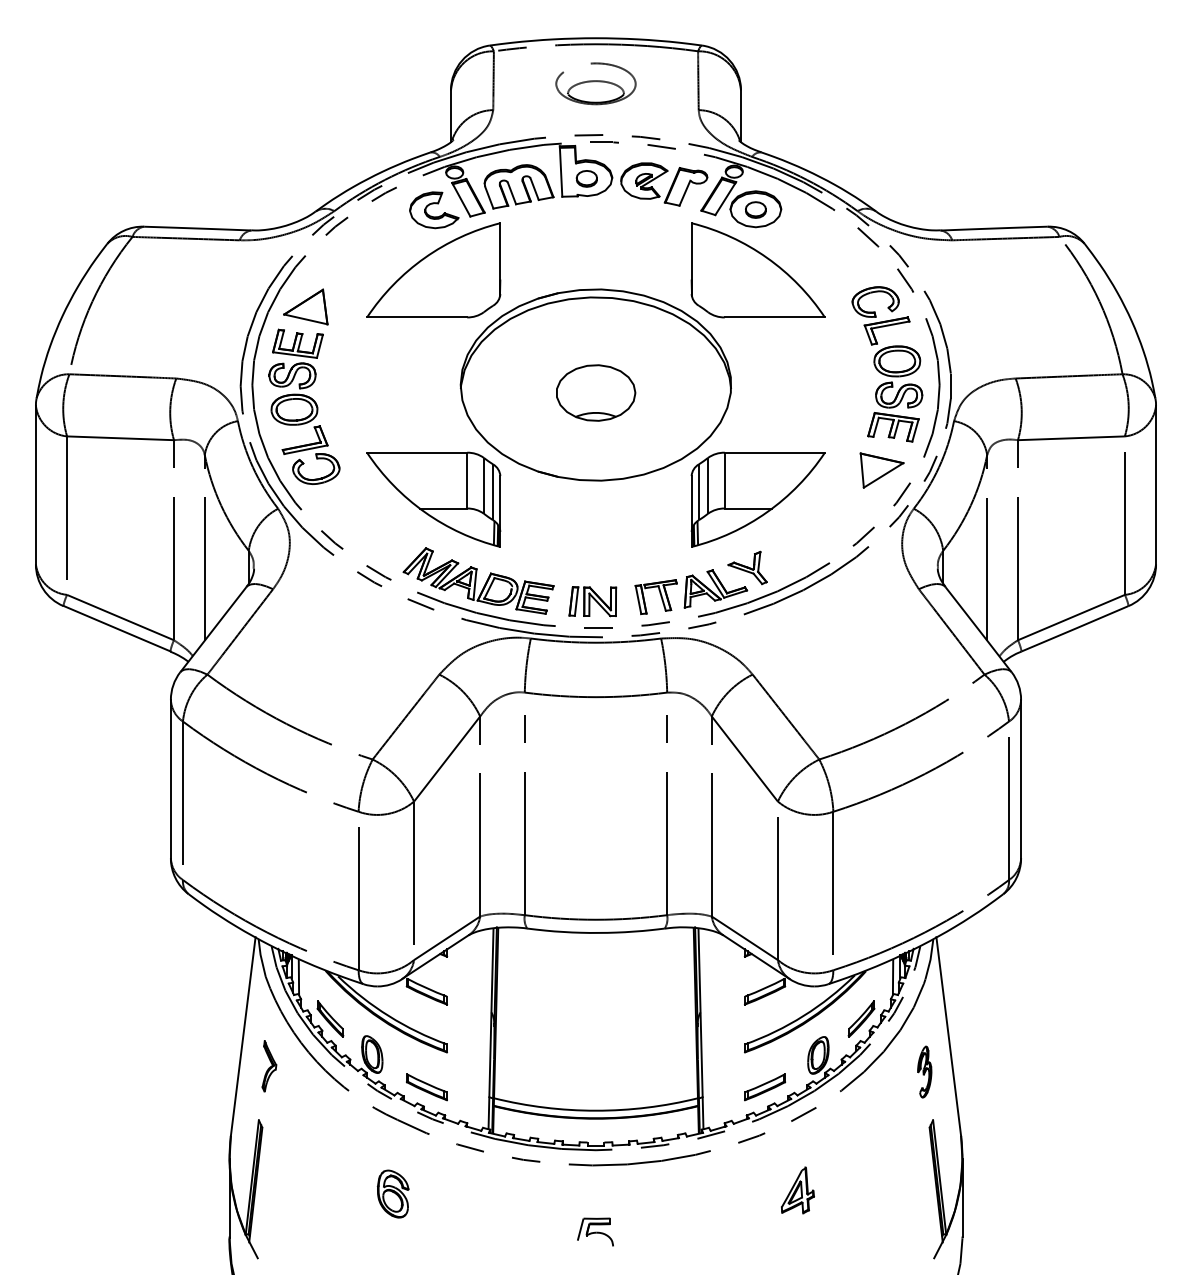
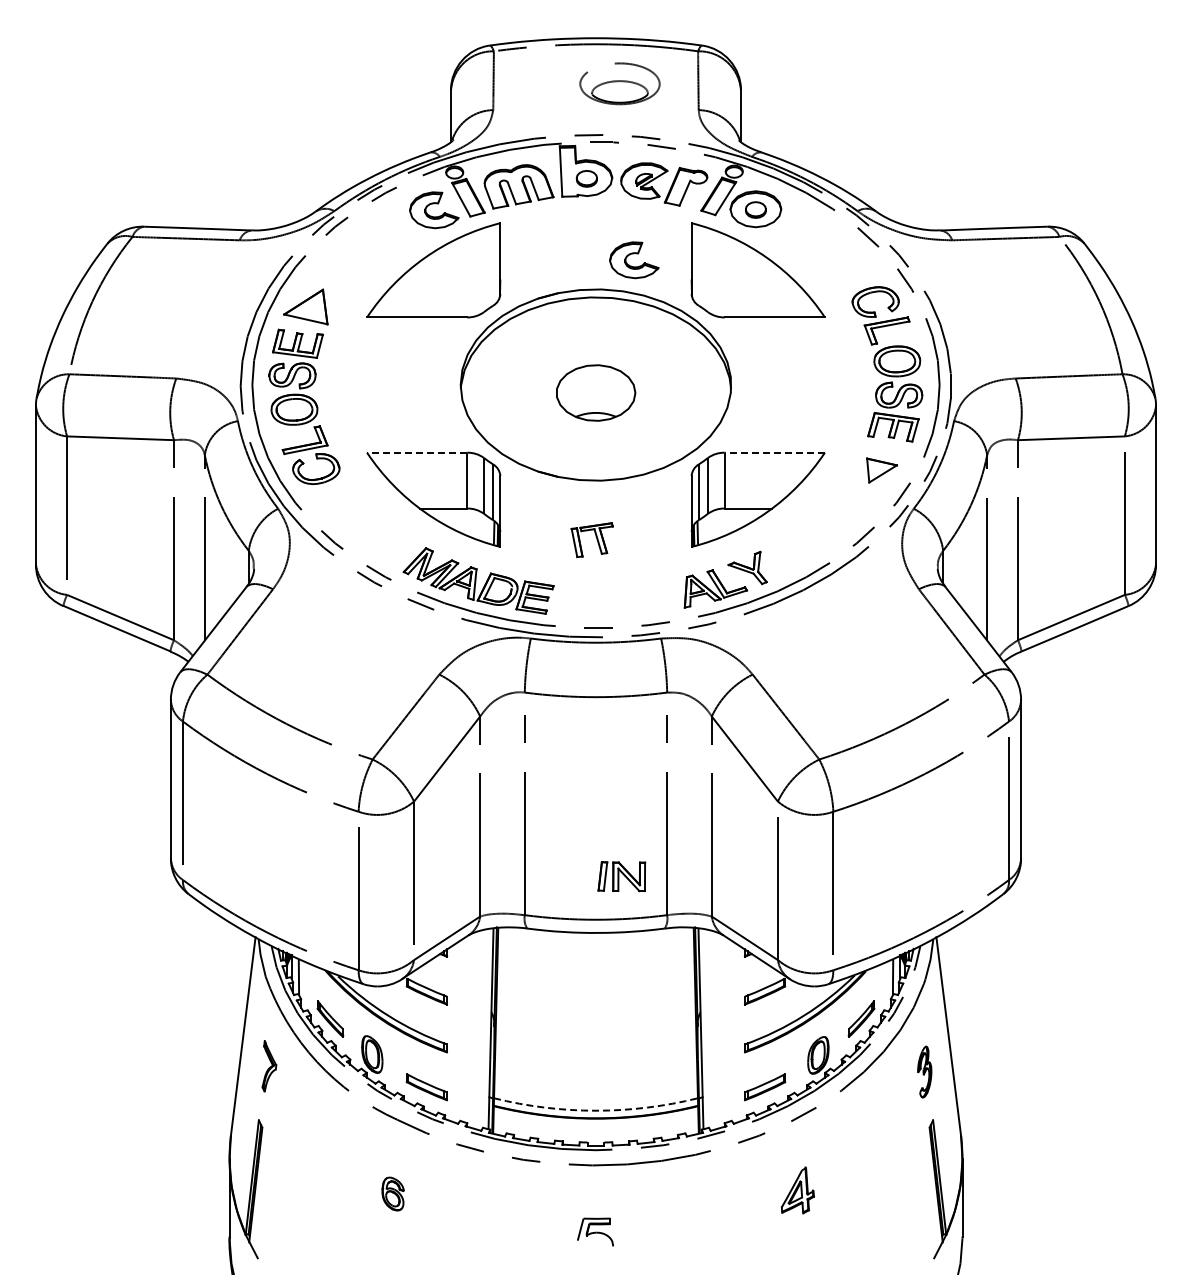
part position: (595, 83) -> (619, 83) (619, 83)
part: none -> present (634, 260)
line: solid -> dashed (416, 452)
line: solid -> dashed (774, 452)
part size: 46x37 px -> 33x27 px (882, 470)
part position: (655, 597) -> (591, 540) (591, 540)
part position: (592, 601) -> (621, 876) (621, 876)
arc: solid -> dashed (596, 1110)
part size: 34x50 px -> 24x36 px (392, 1193)
